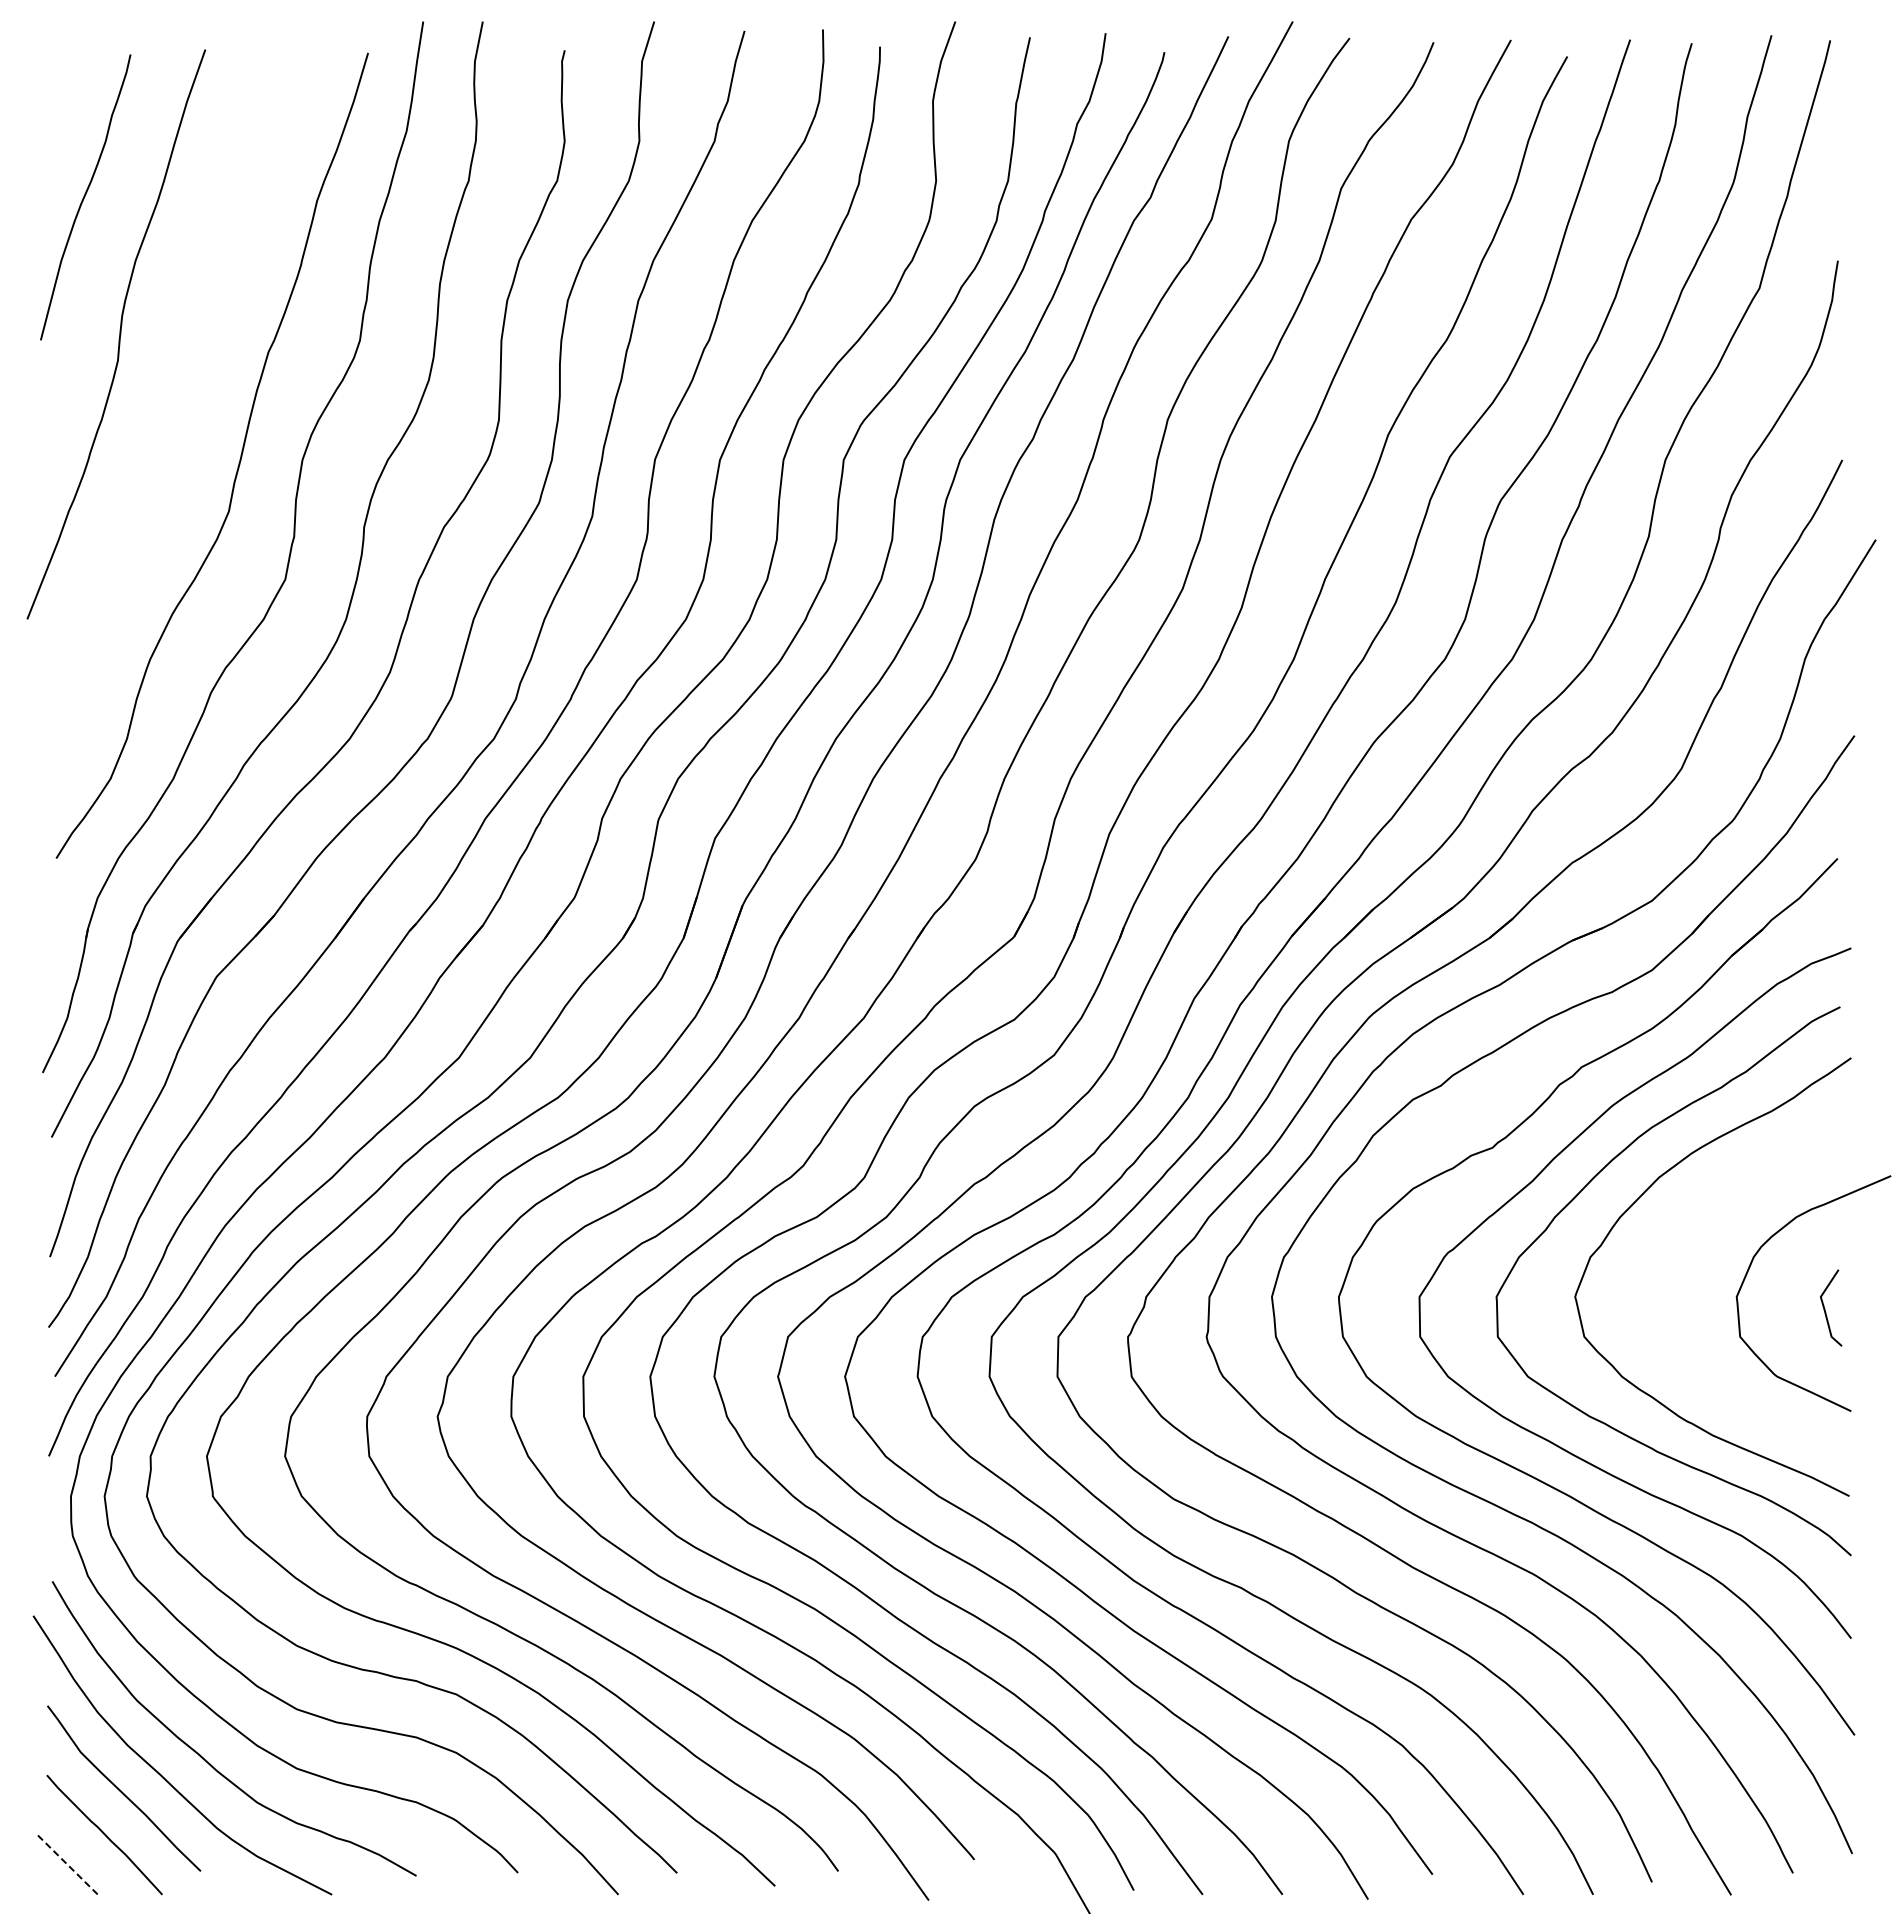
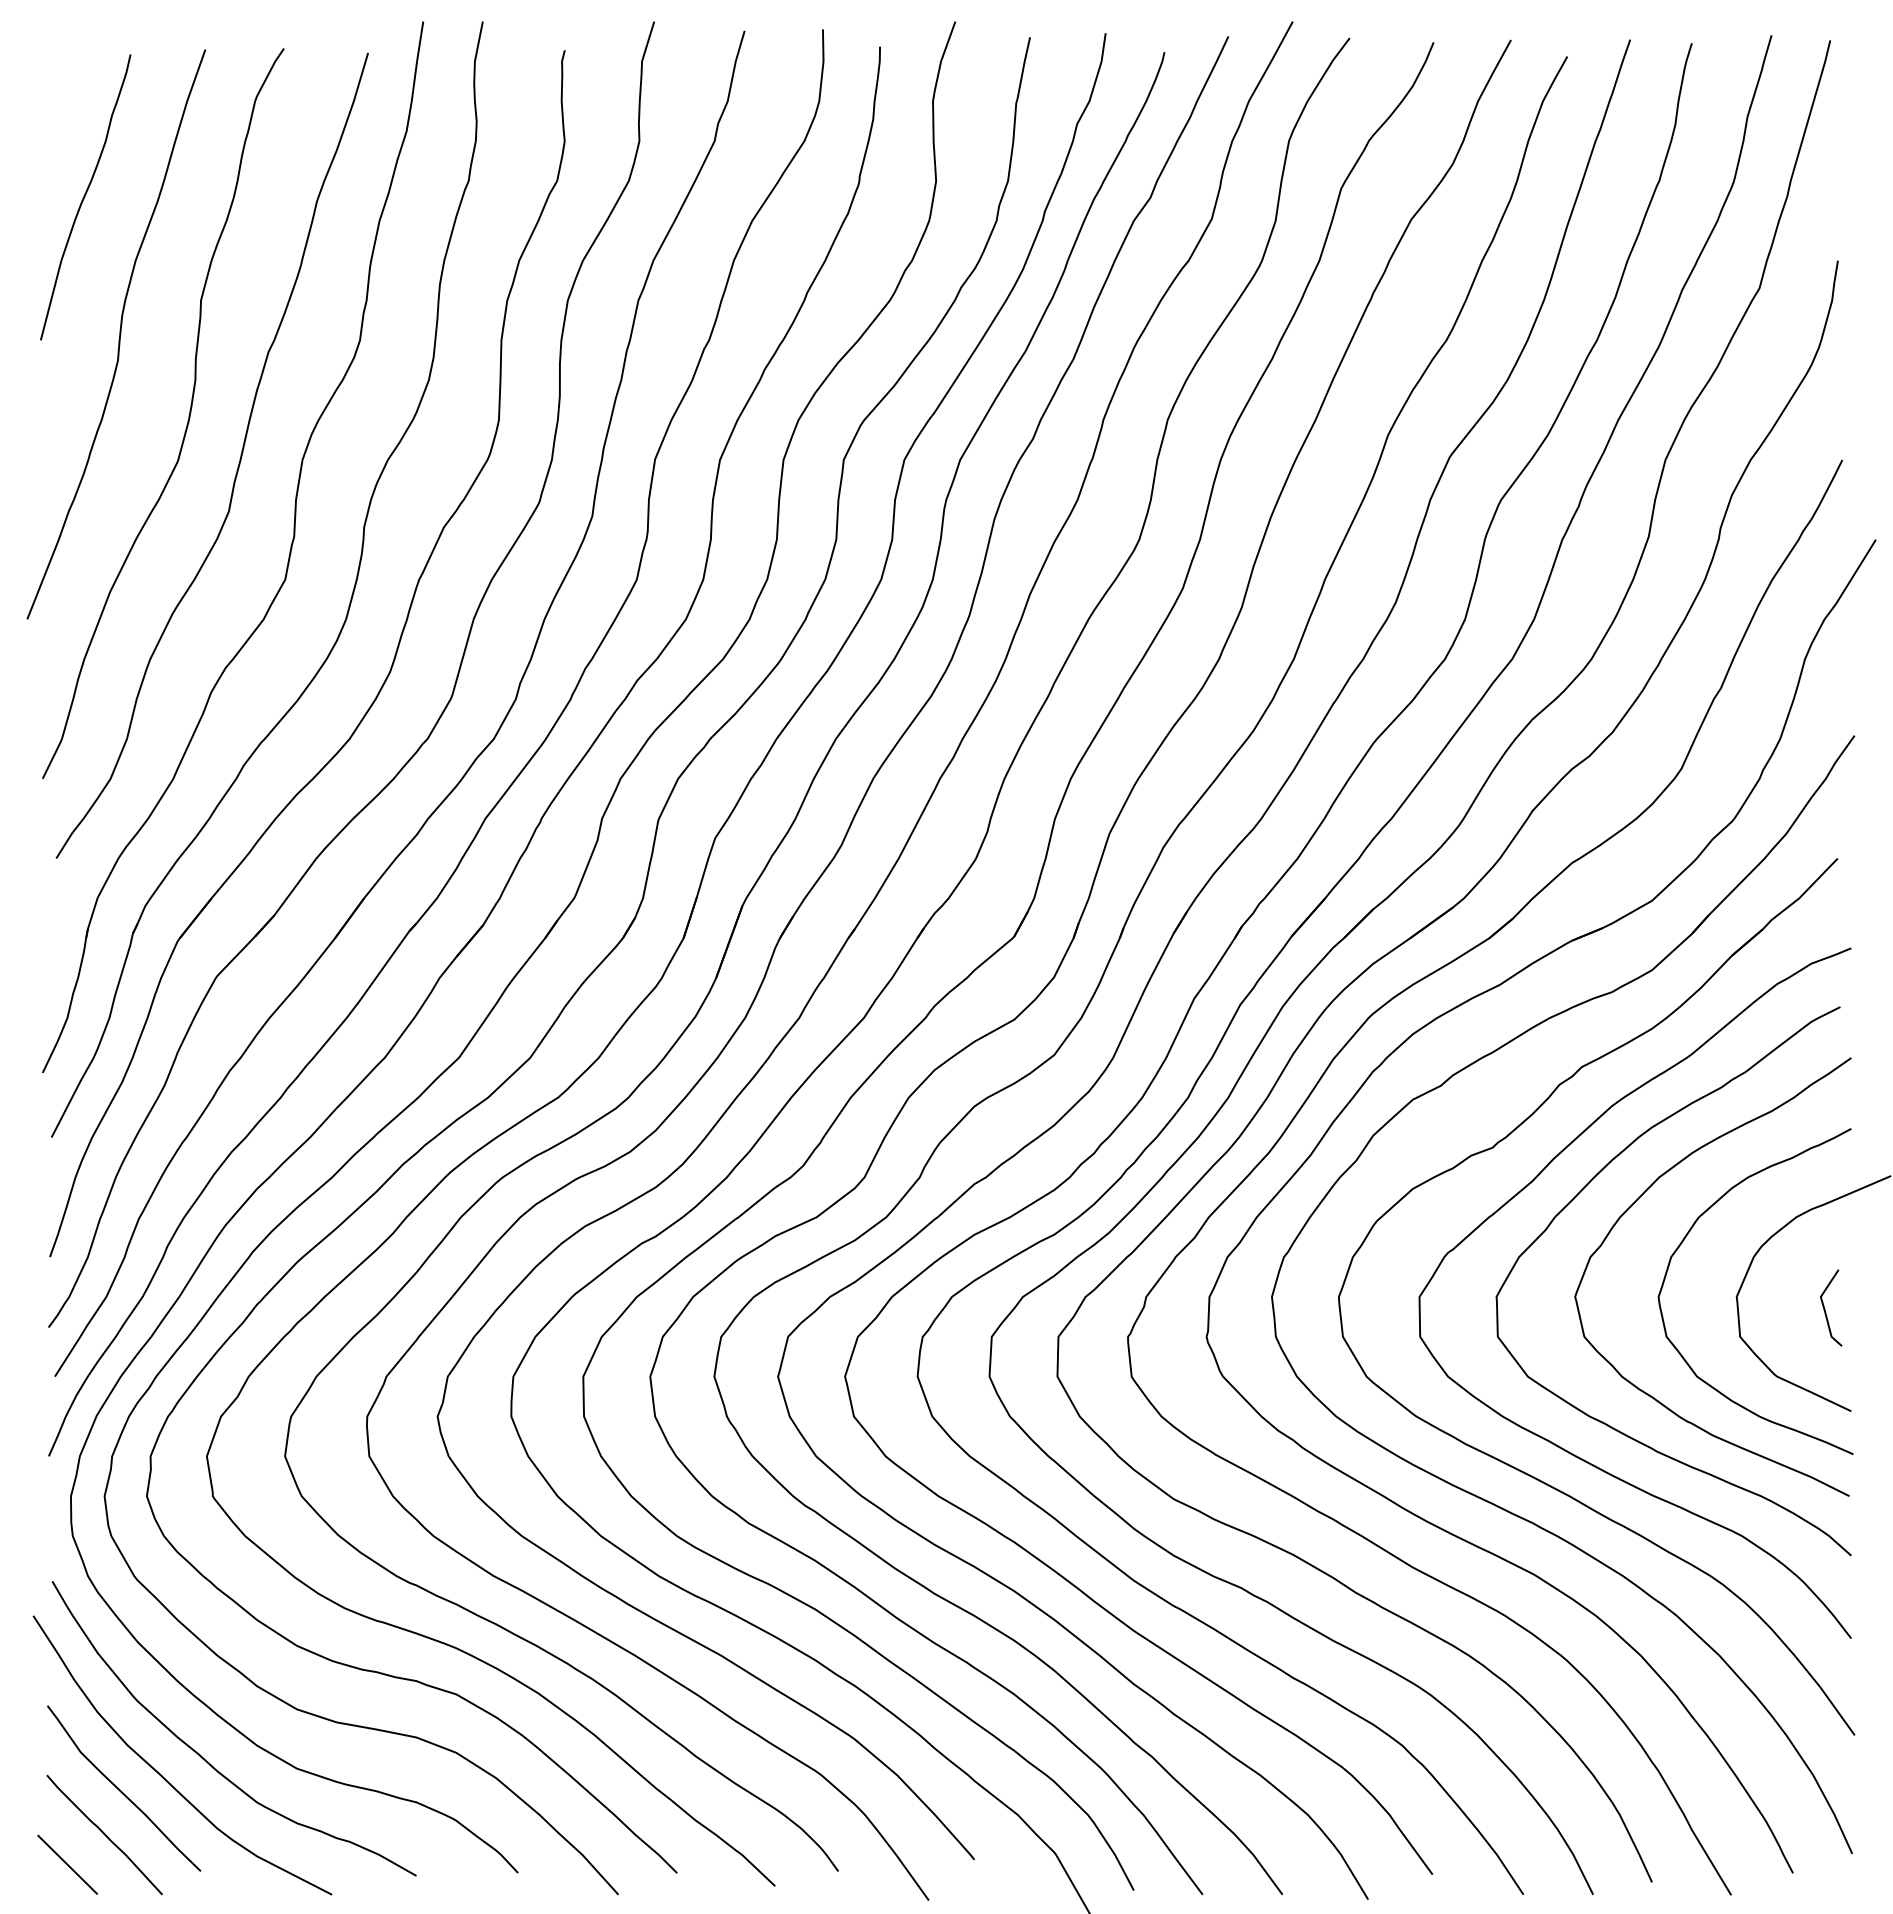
curve: none -> present (187, 420)
curve: none -> present (1682, 1243)
line: dashed -> solid (67, 1864)
